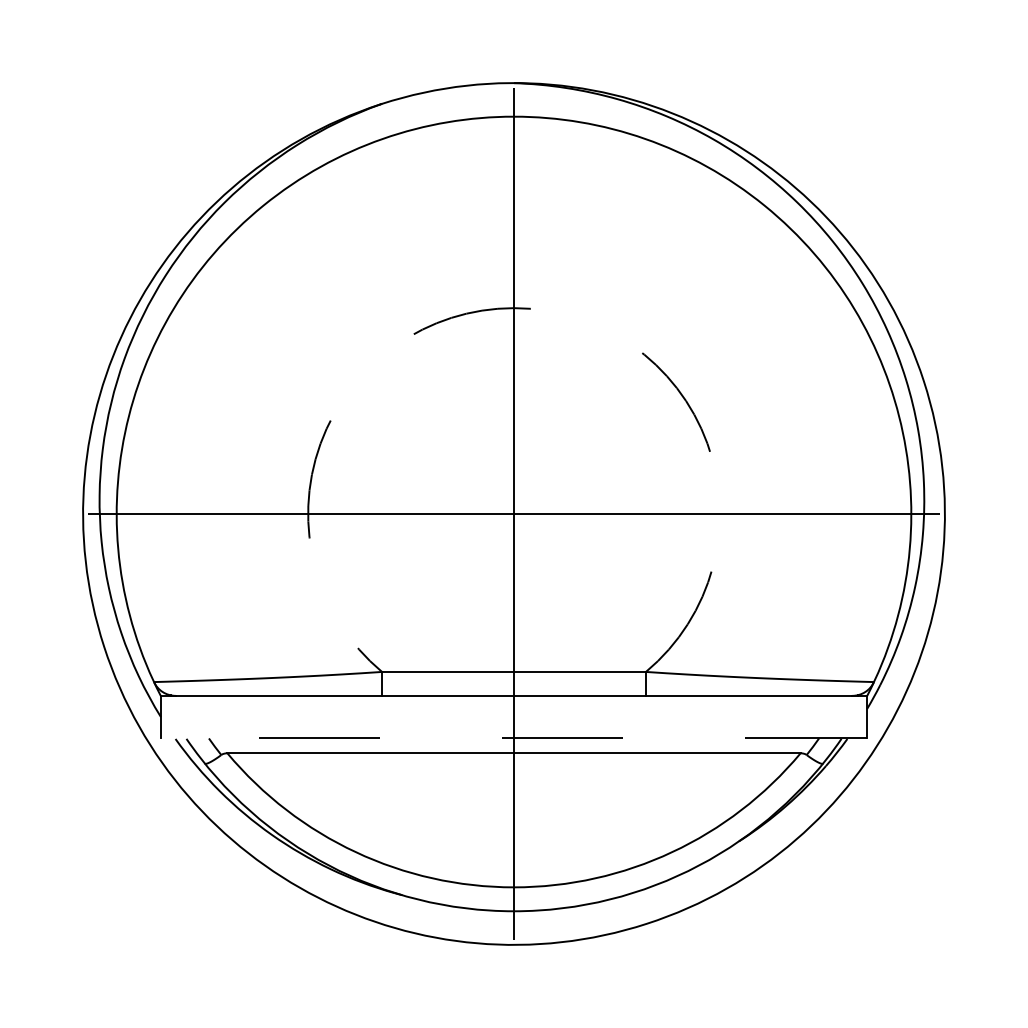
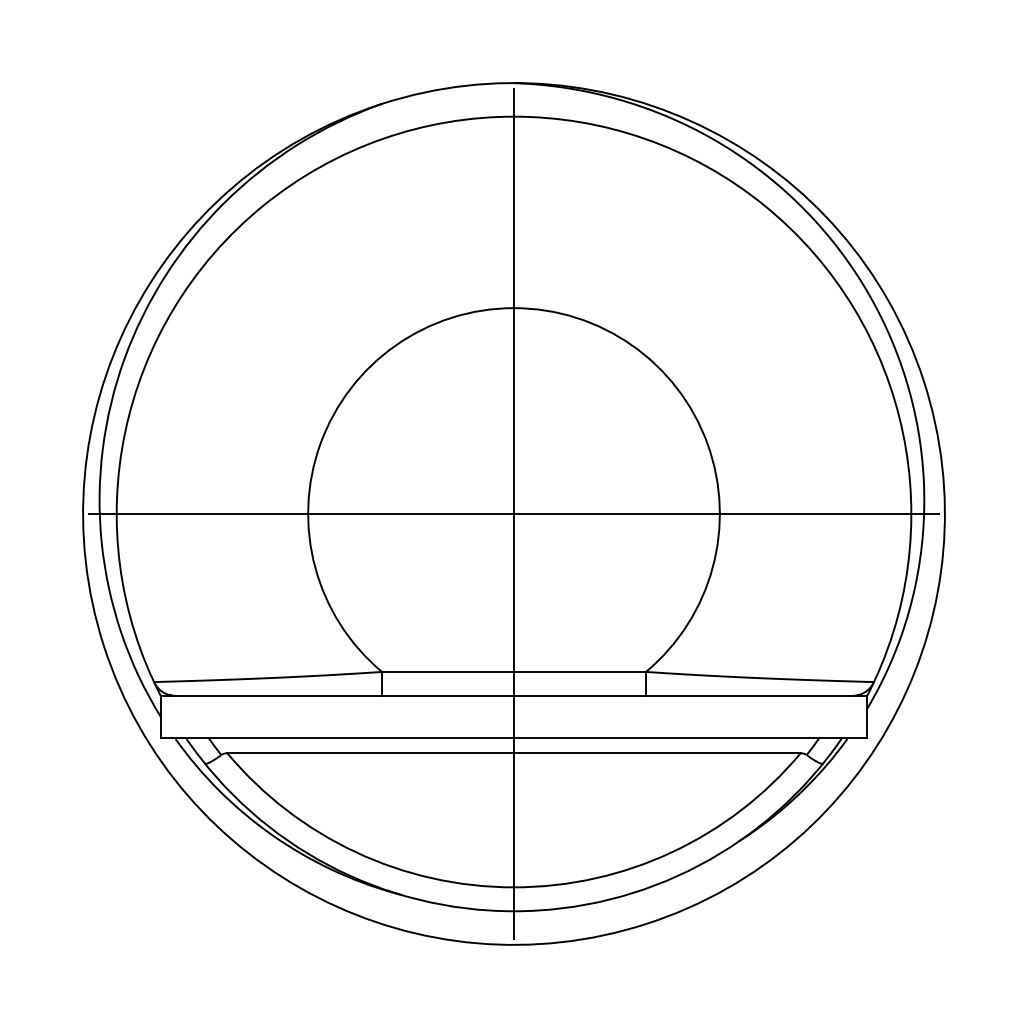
arc: dashed -> solid (514, 308)
line: dashed -> solid (514, 738)
